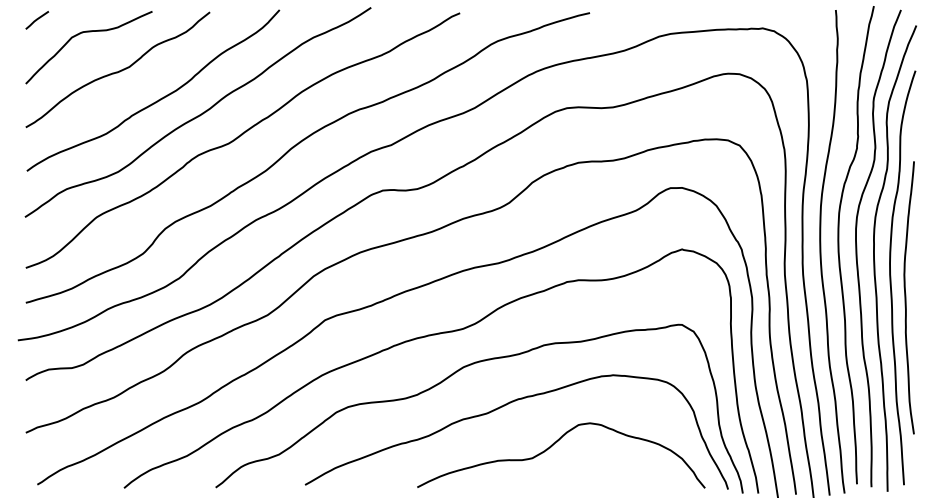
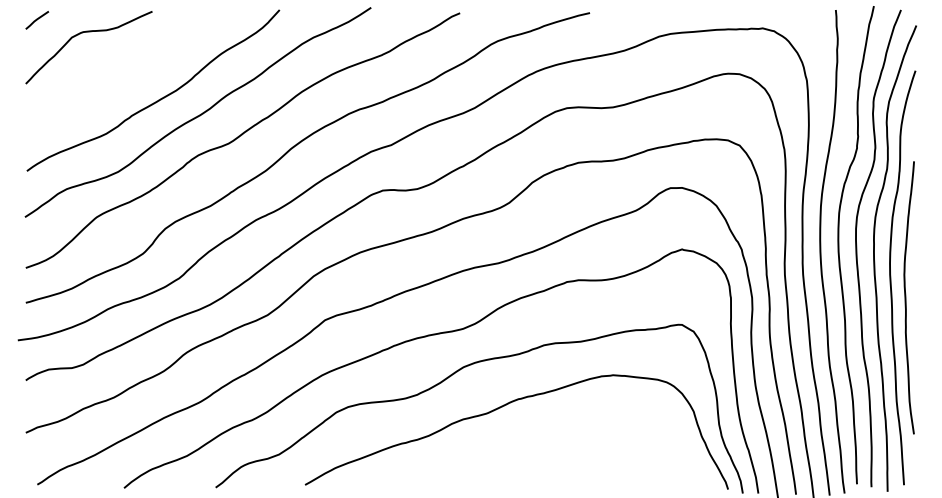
curve: present -> none (117, 71)
curve: present -> none (552, 446)
